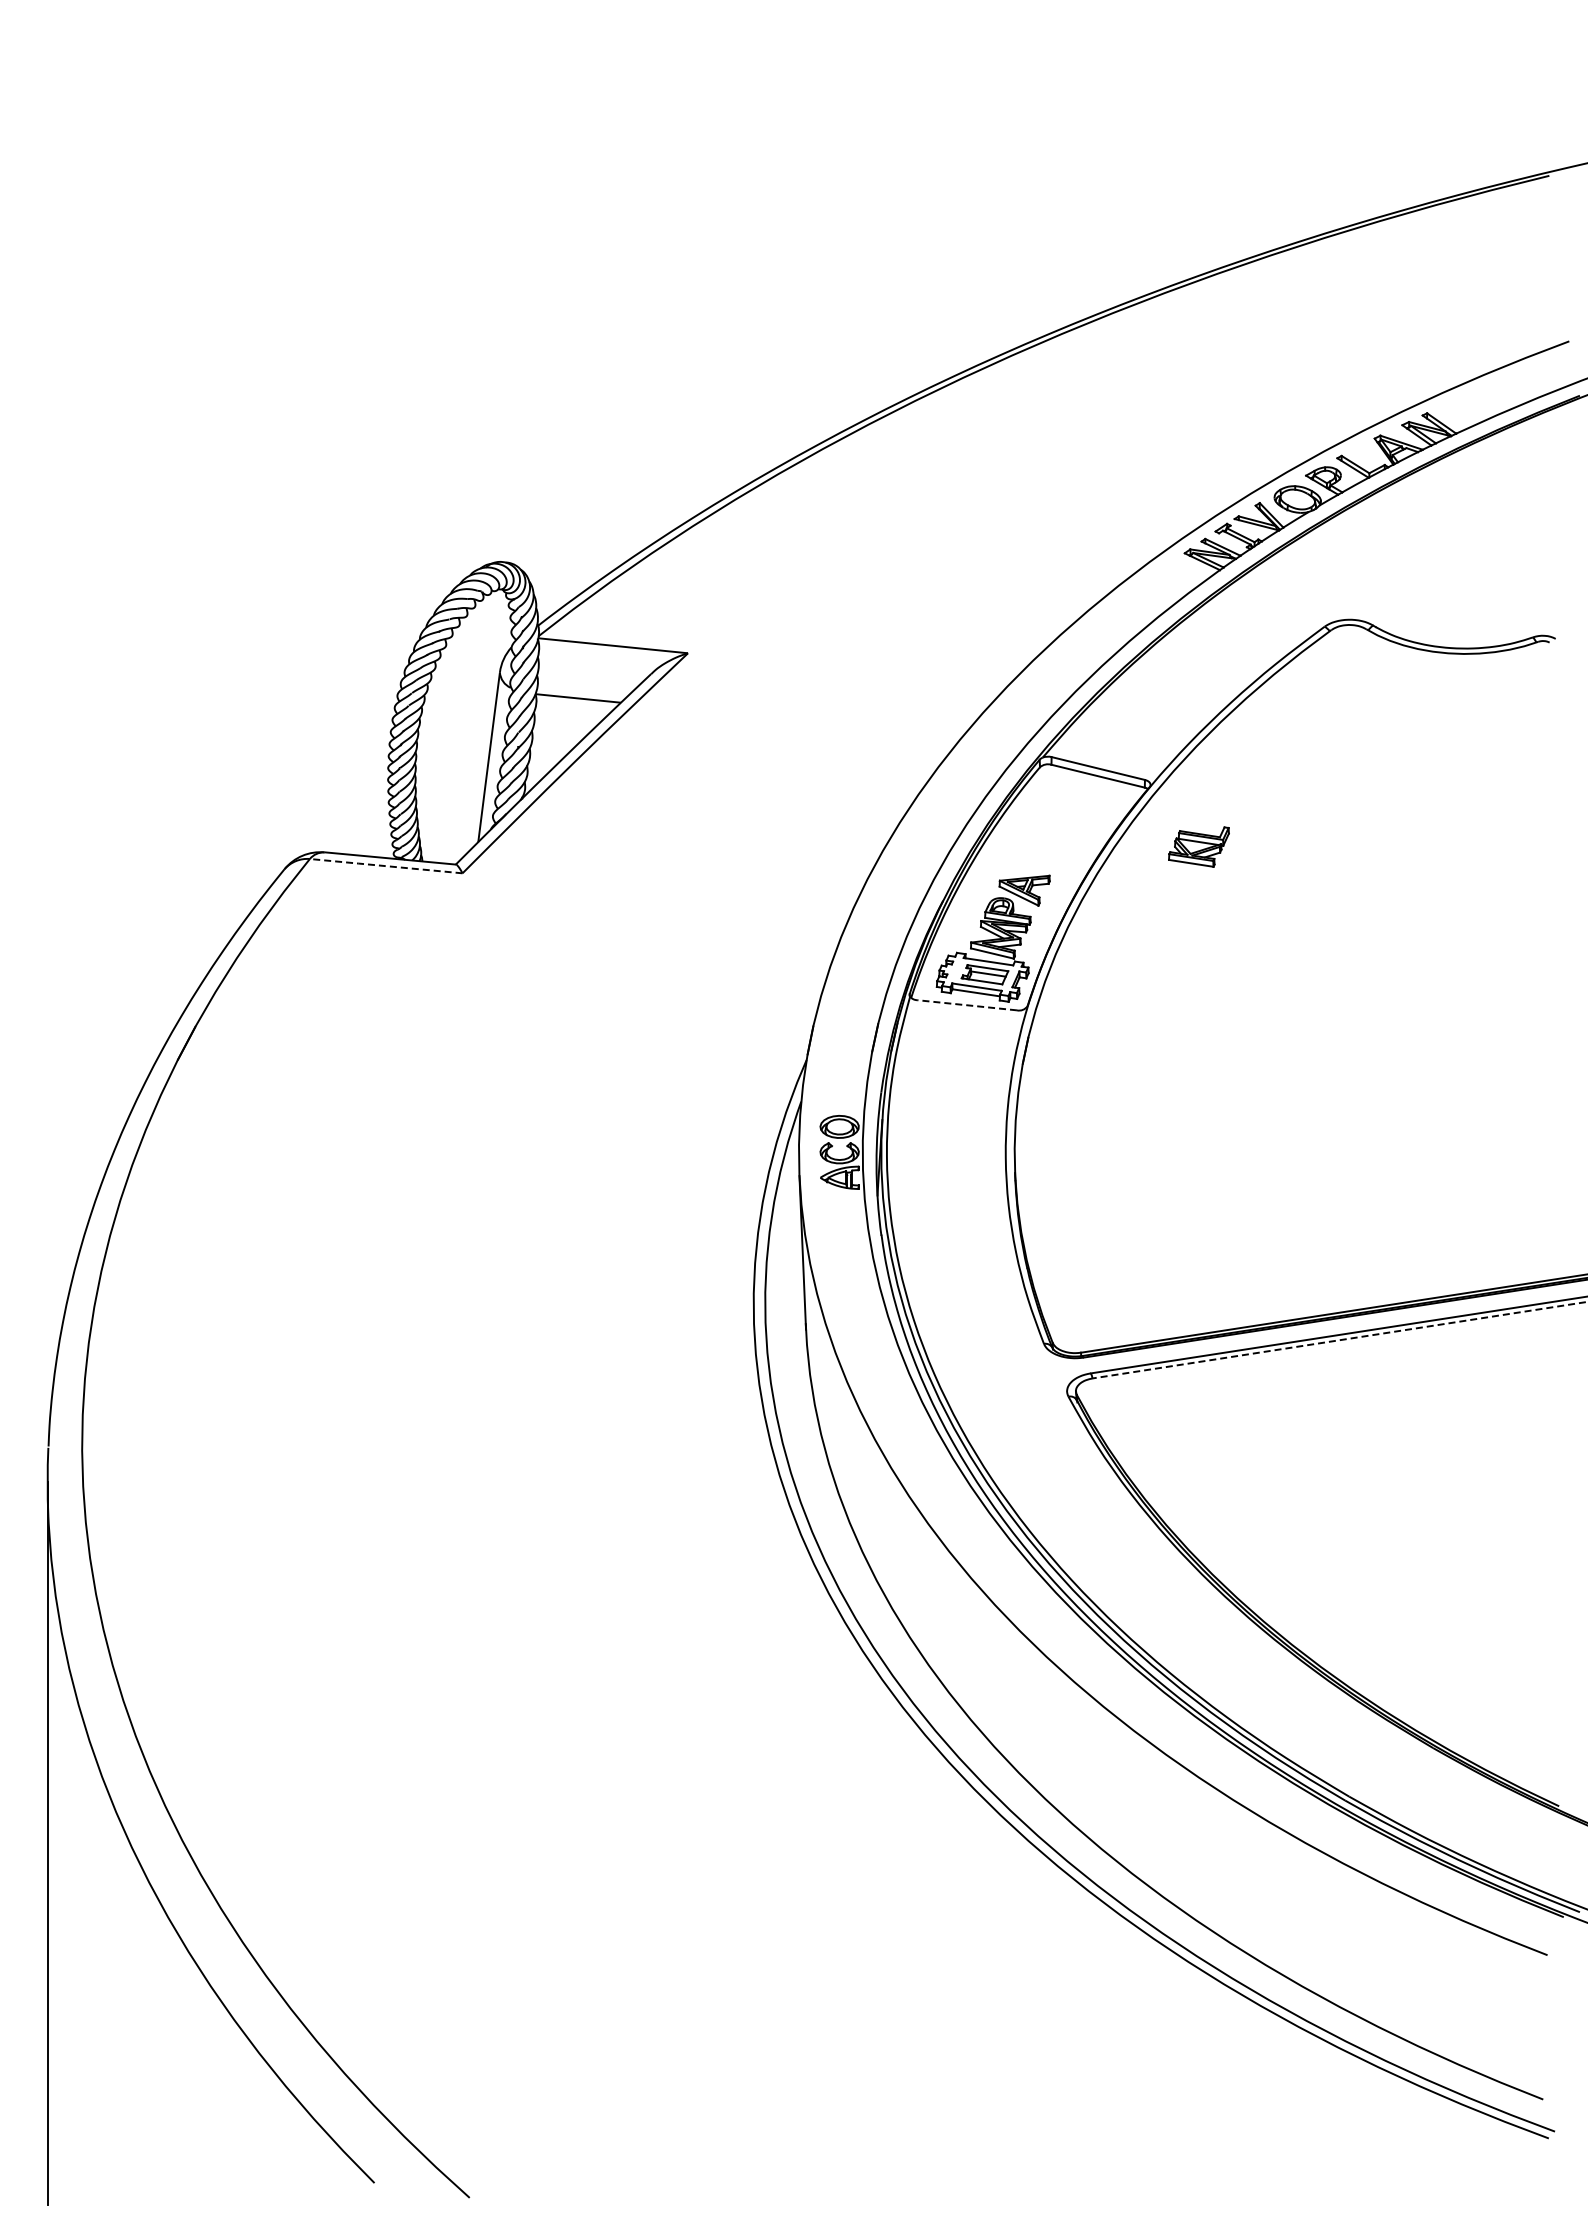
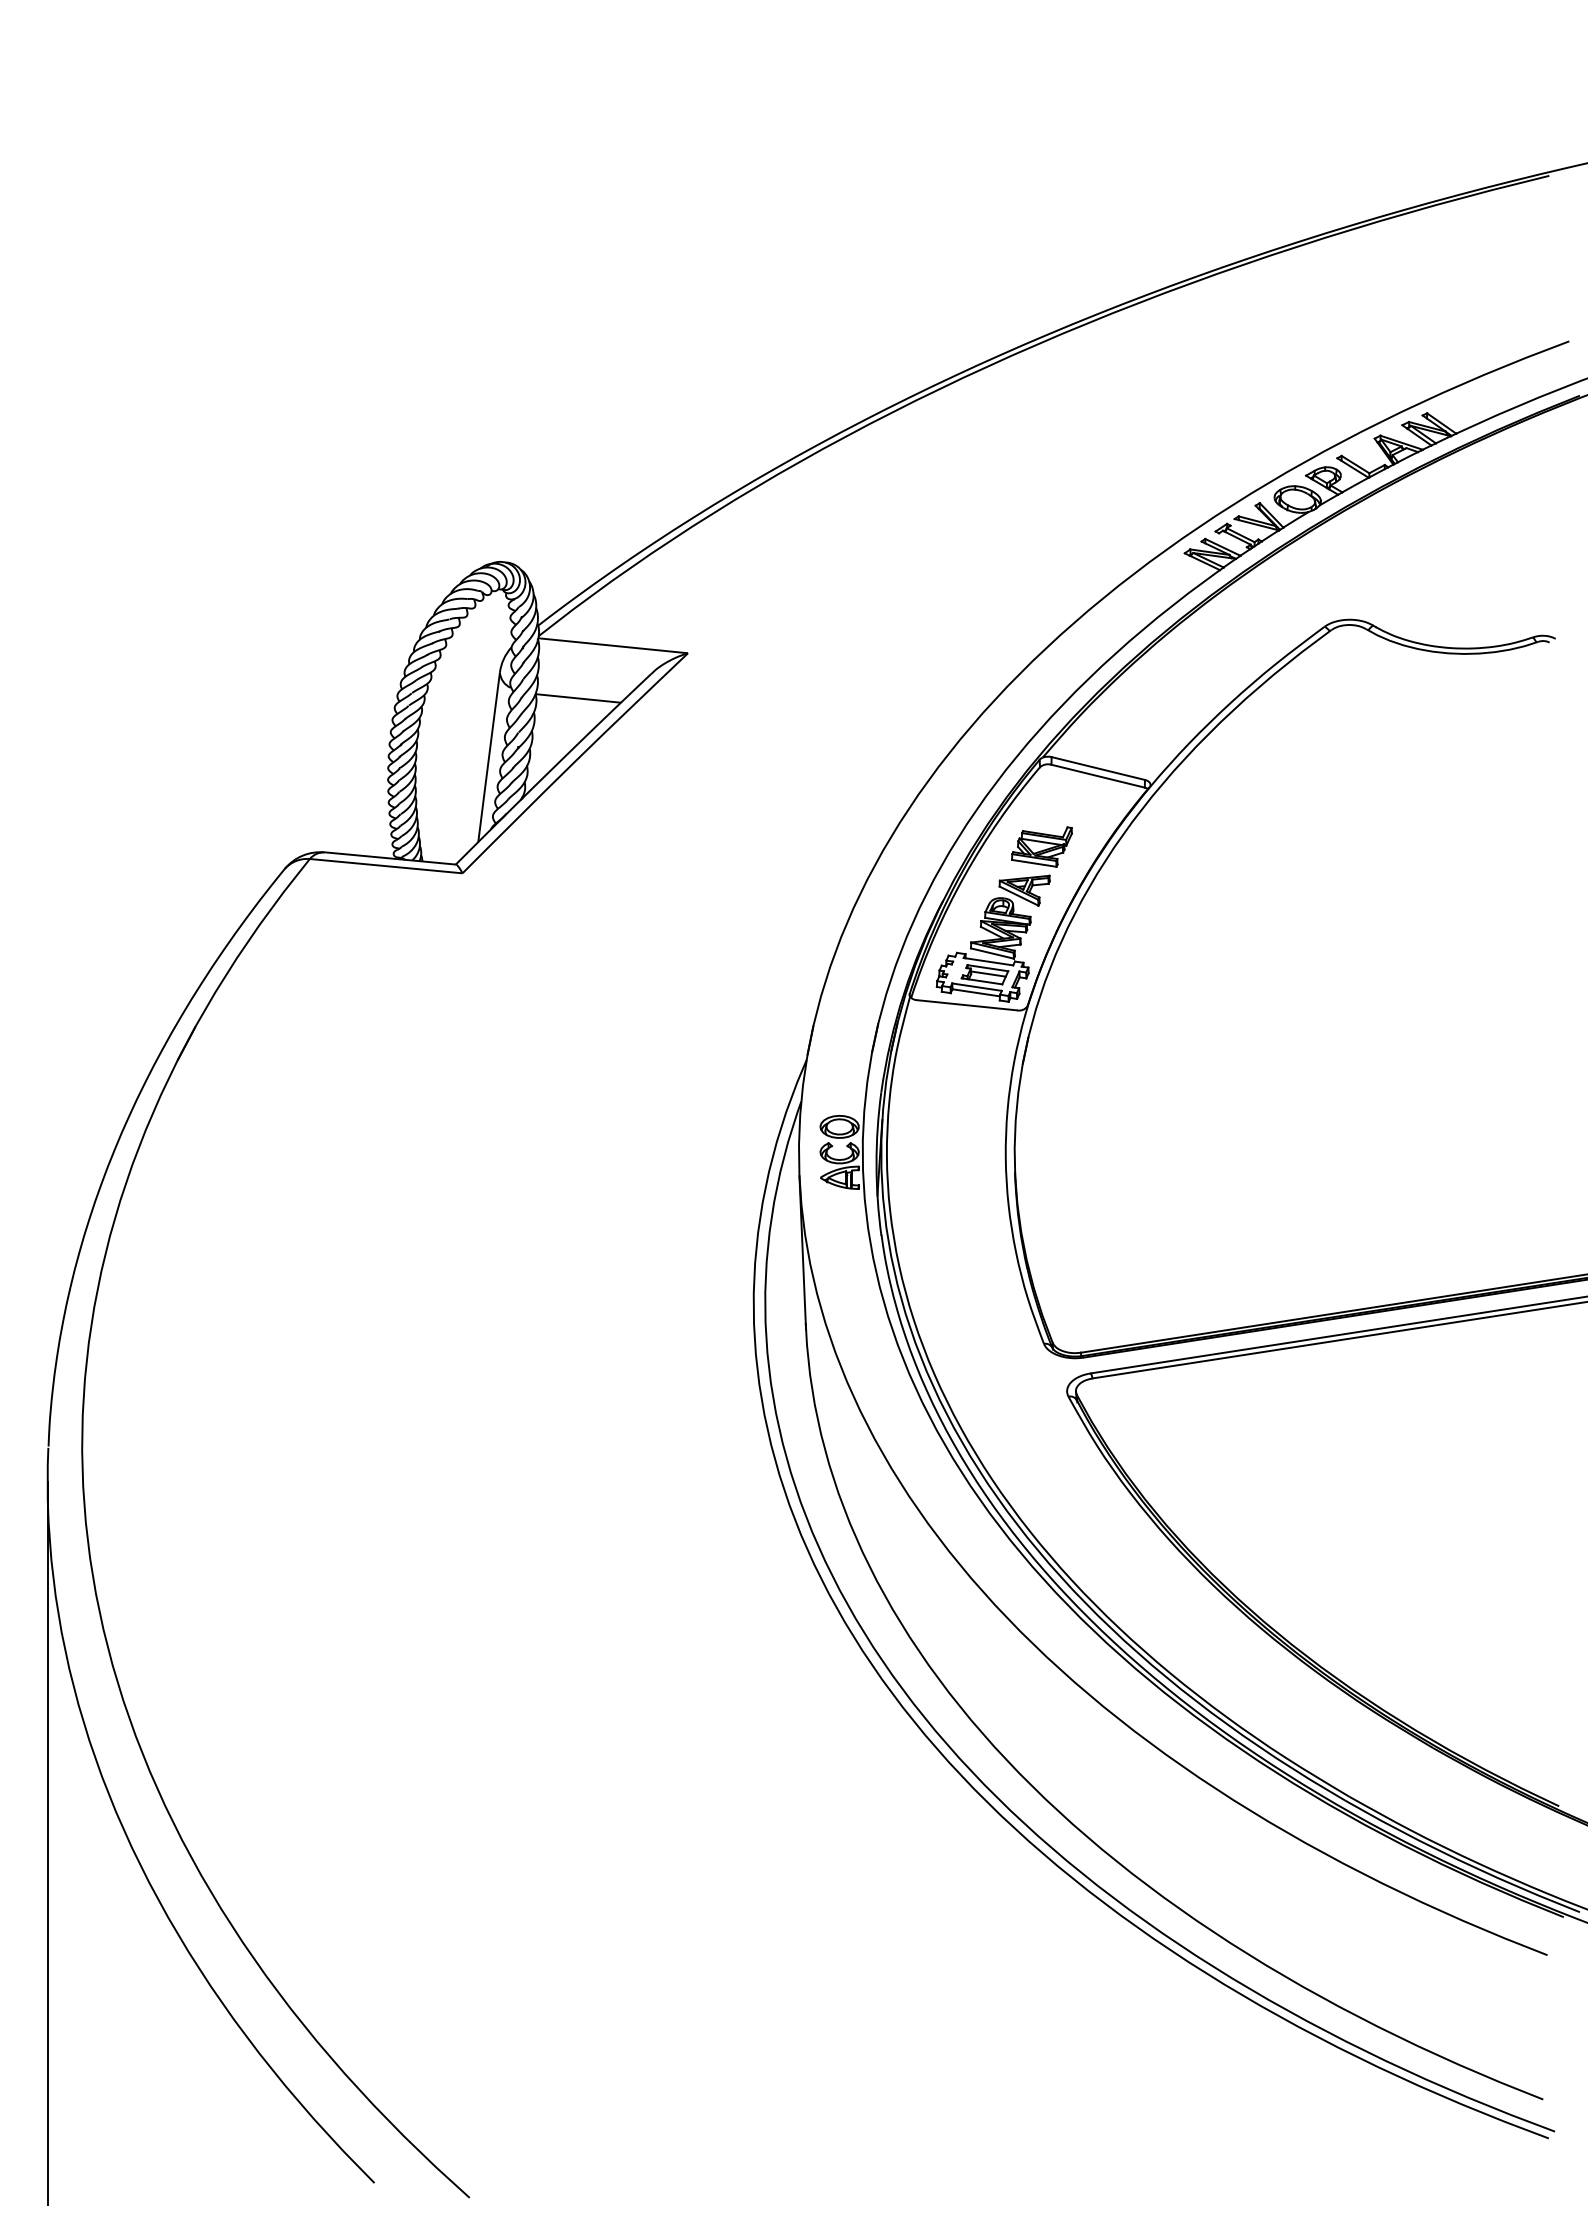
part position: (1198, 846) -> (1041, 846) (1041, 846)
line: dashed -> solid (385, 866)
line: dashed -> solid (966, 1005)
line: dashed -> solid (1339, 1340)
